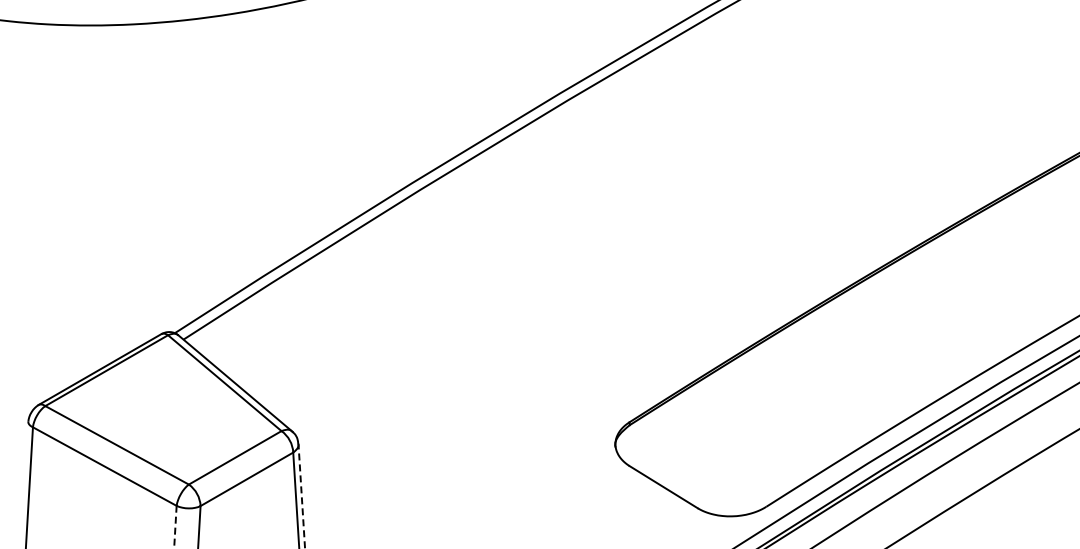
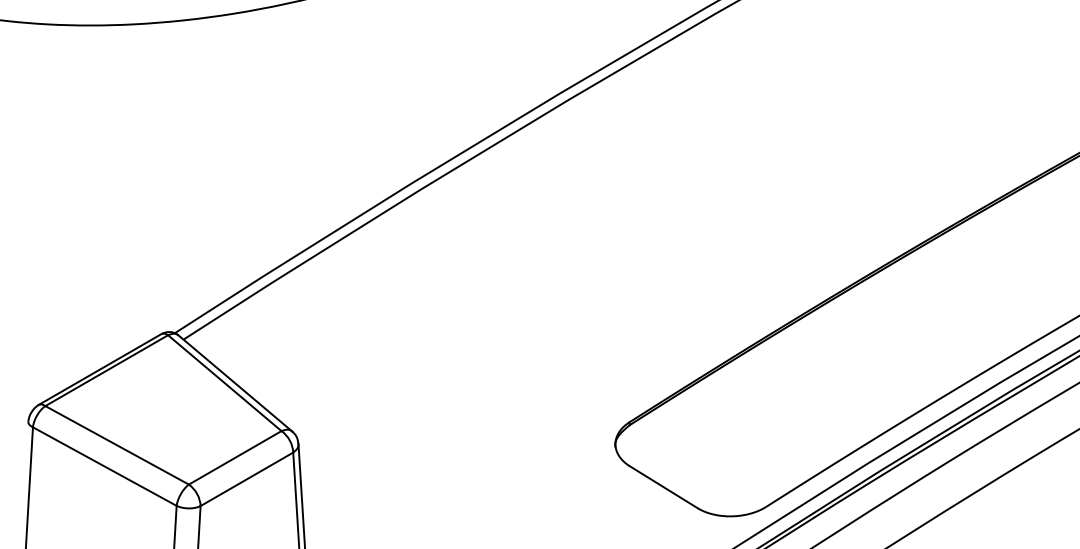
line: dashed -> solid (301, 495)
line: dashed -> solid (175, 526)
